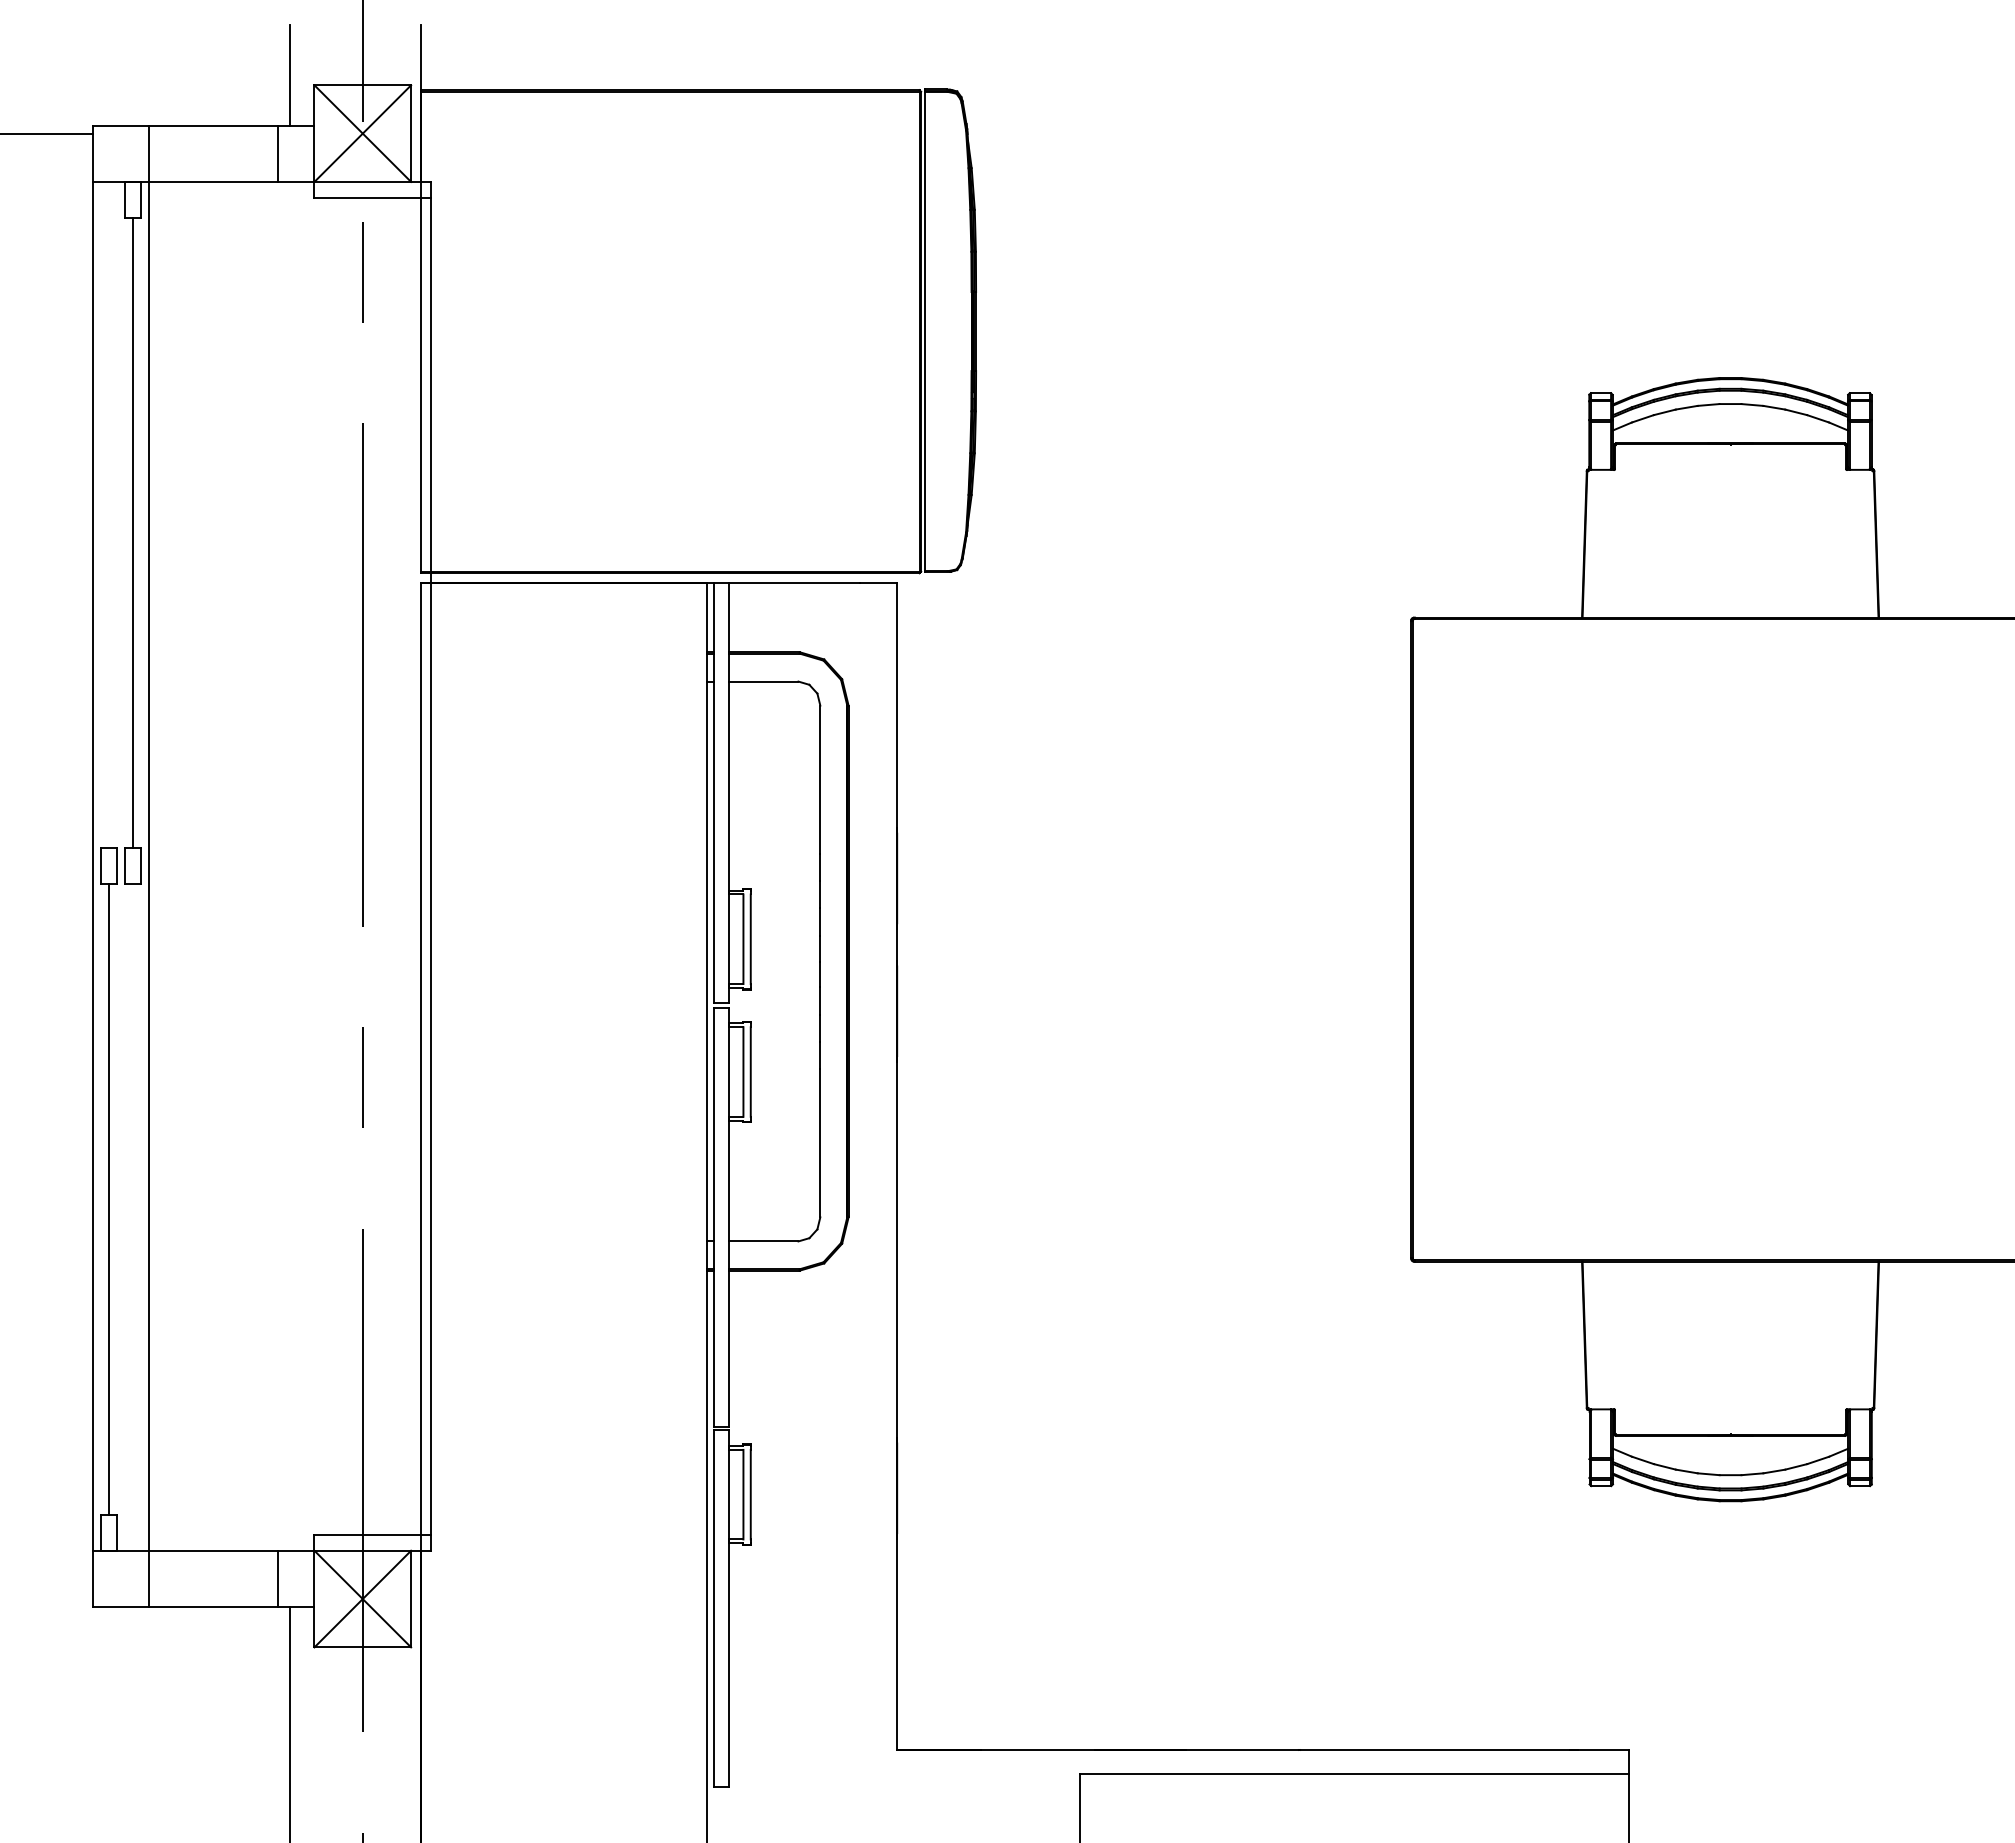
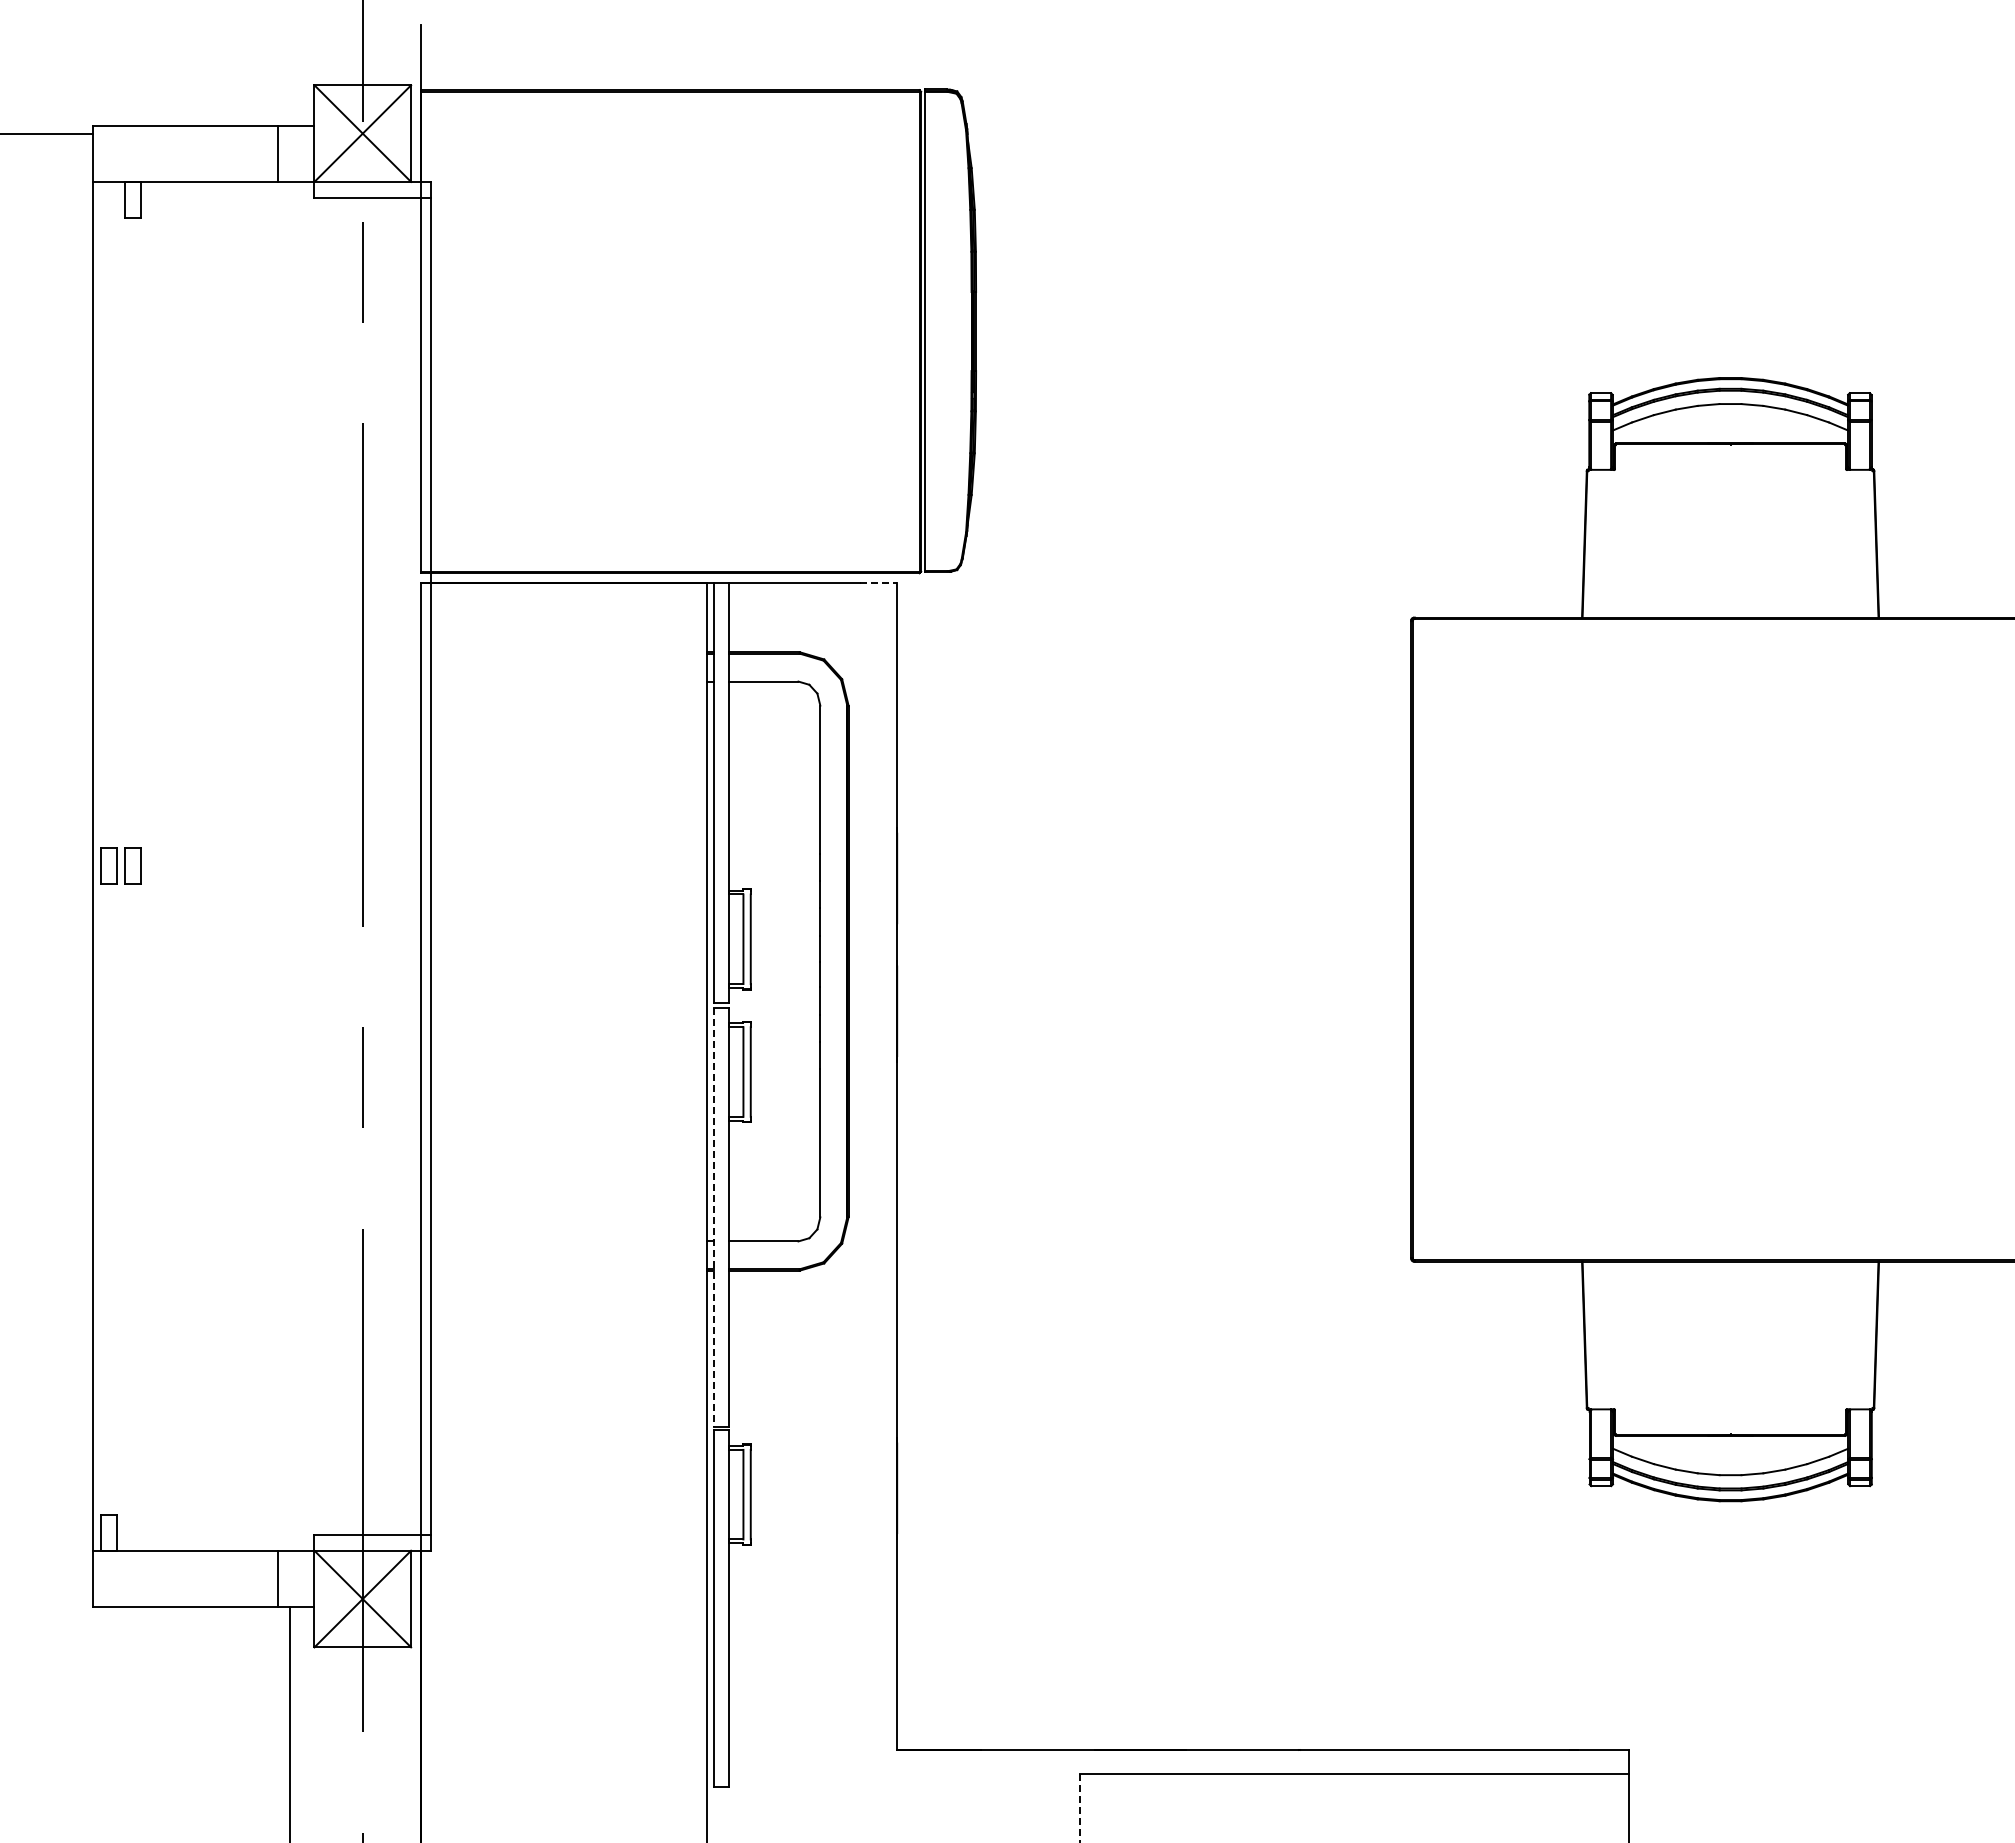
line: present -> none (290, 74)
line: present -> none (133, 533)
line: solid -> dashed (879, 582)
line: present -> none (149, 866)
line: present -> none (109, 1199)
line: solid -> dashed (713, 1217)
line: solid -> dashed (1079, 1808)
